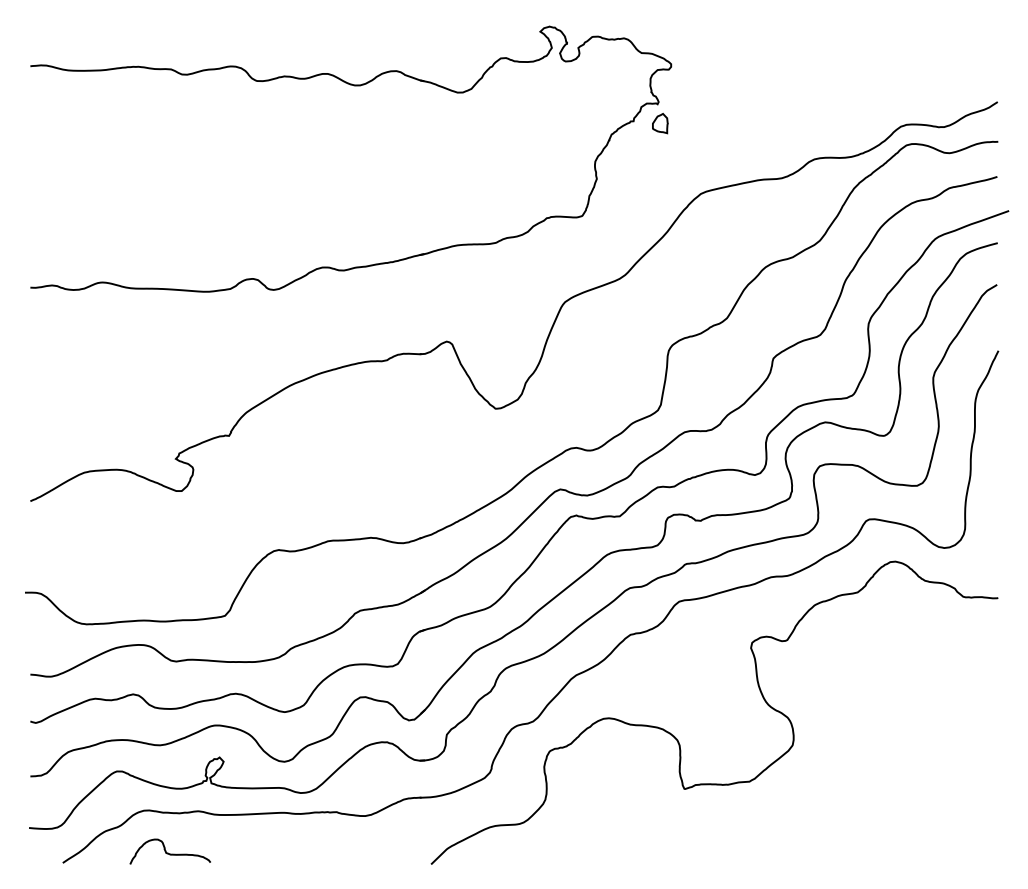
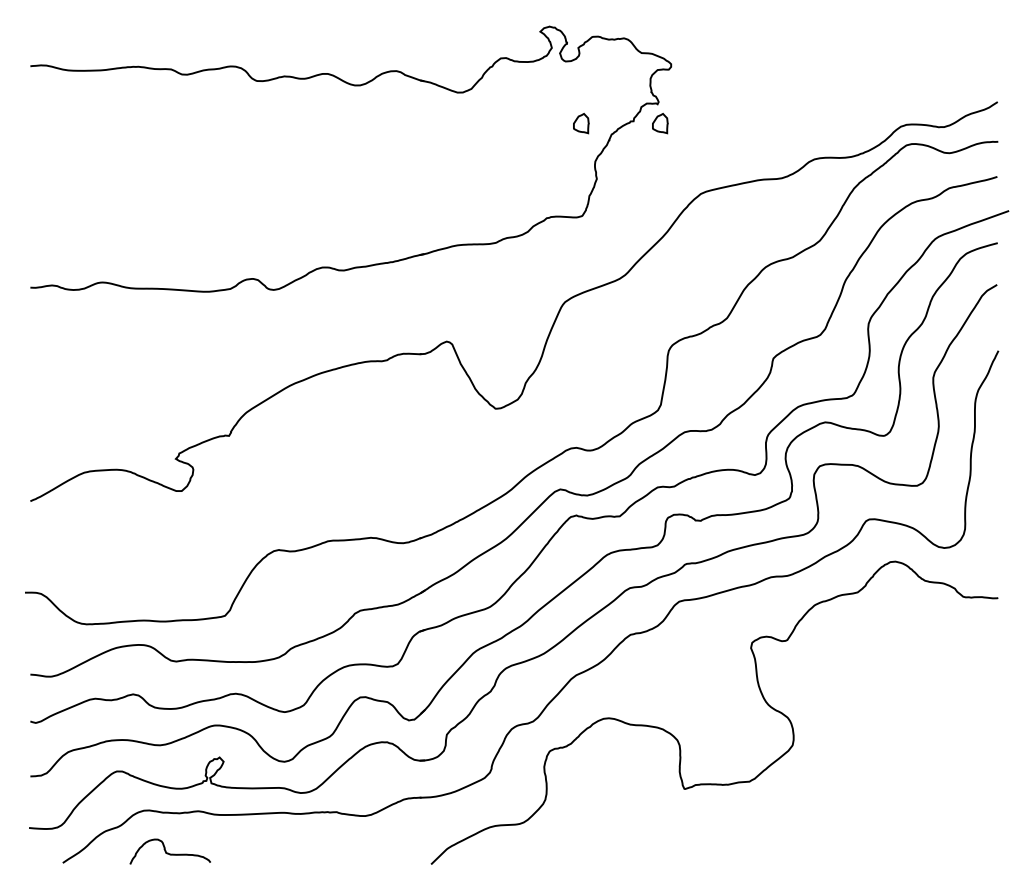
part: none -> present (581, 123)
